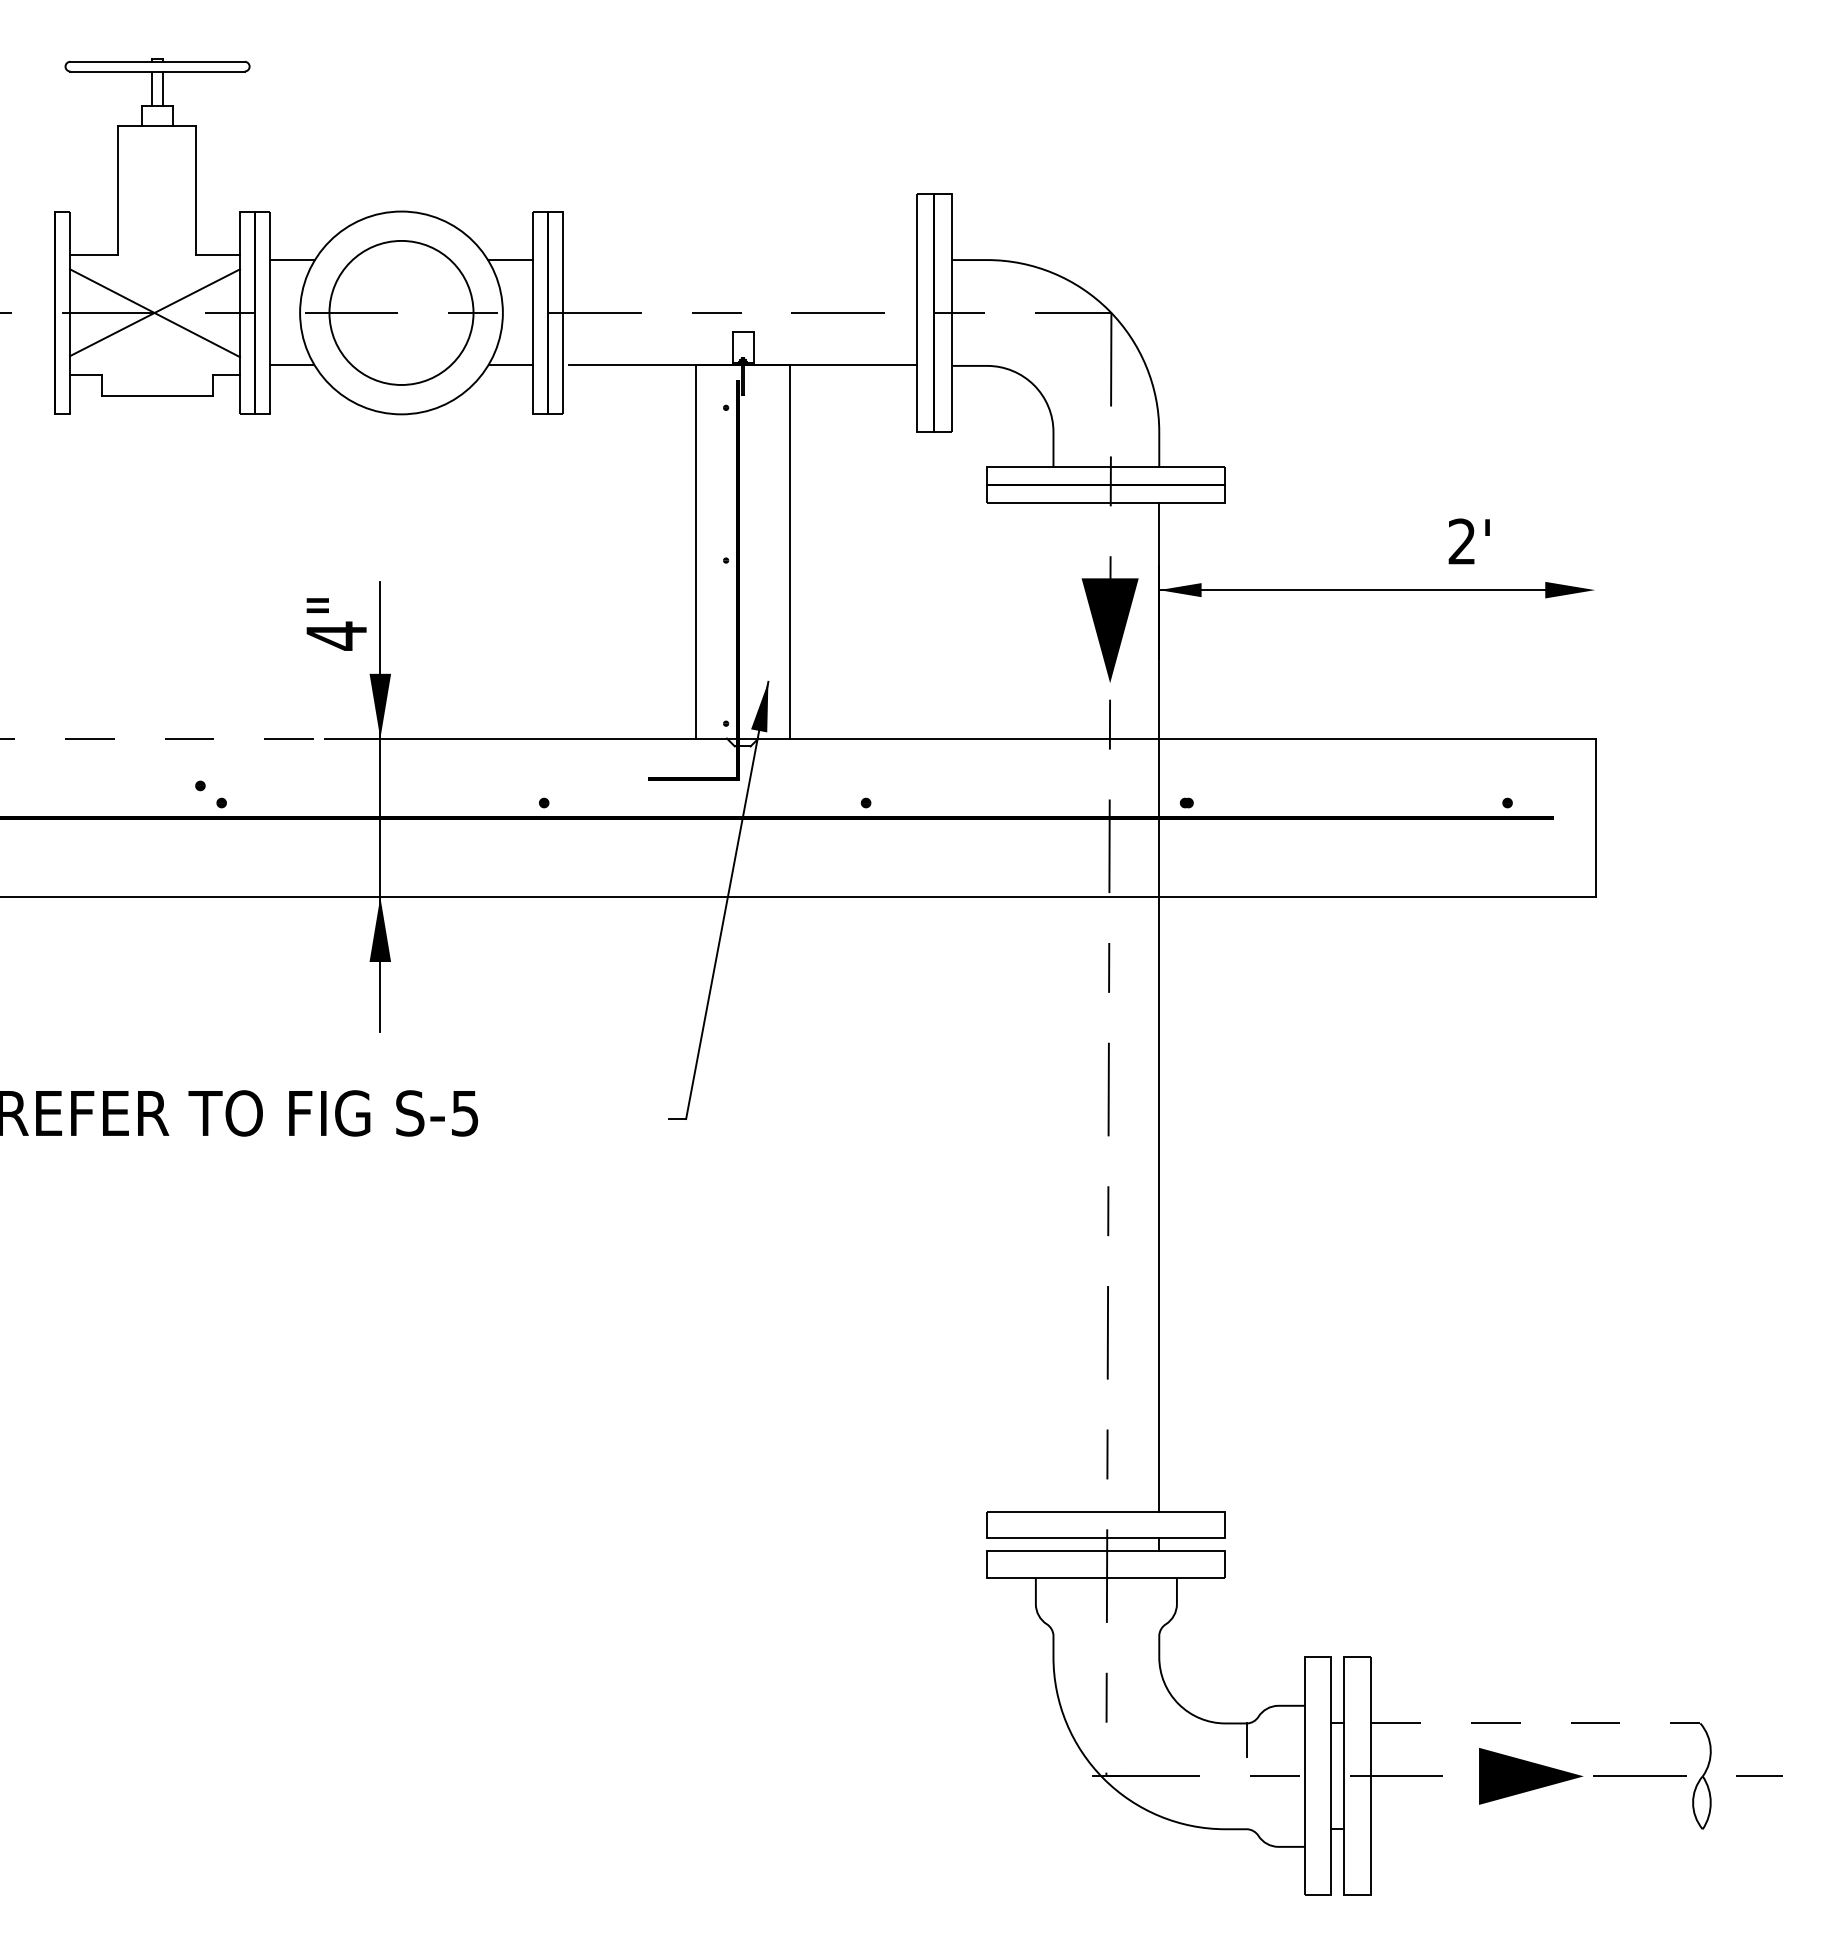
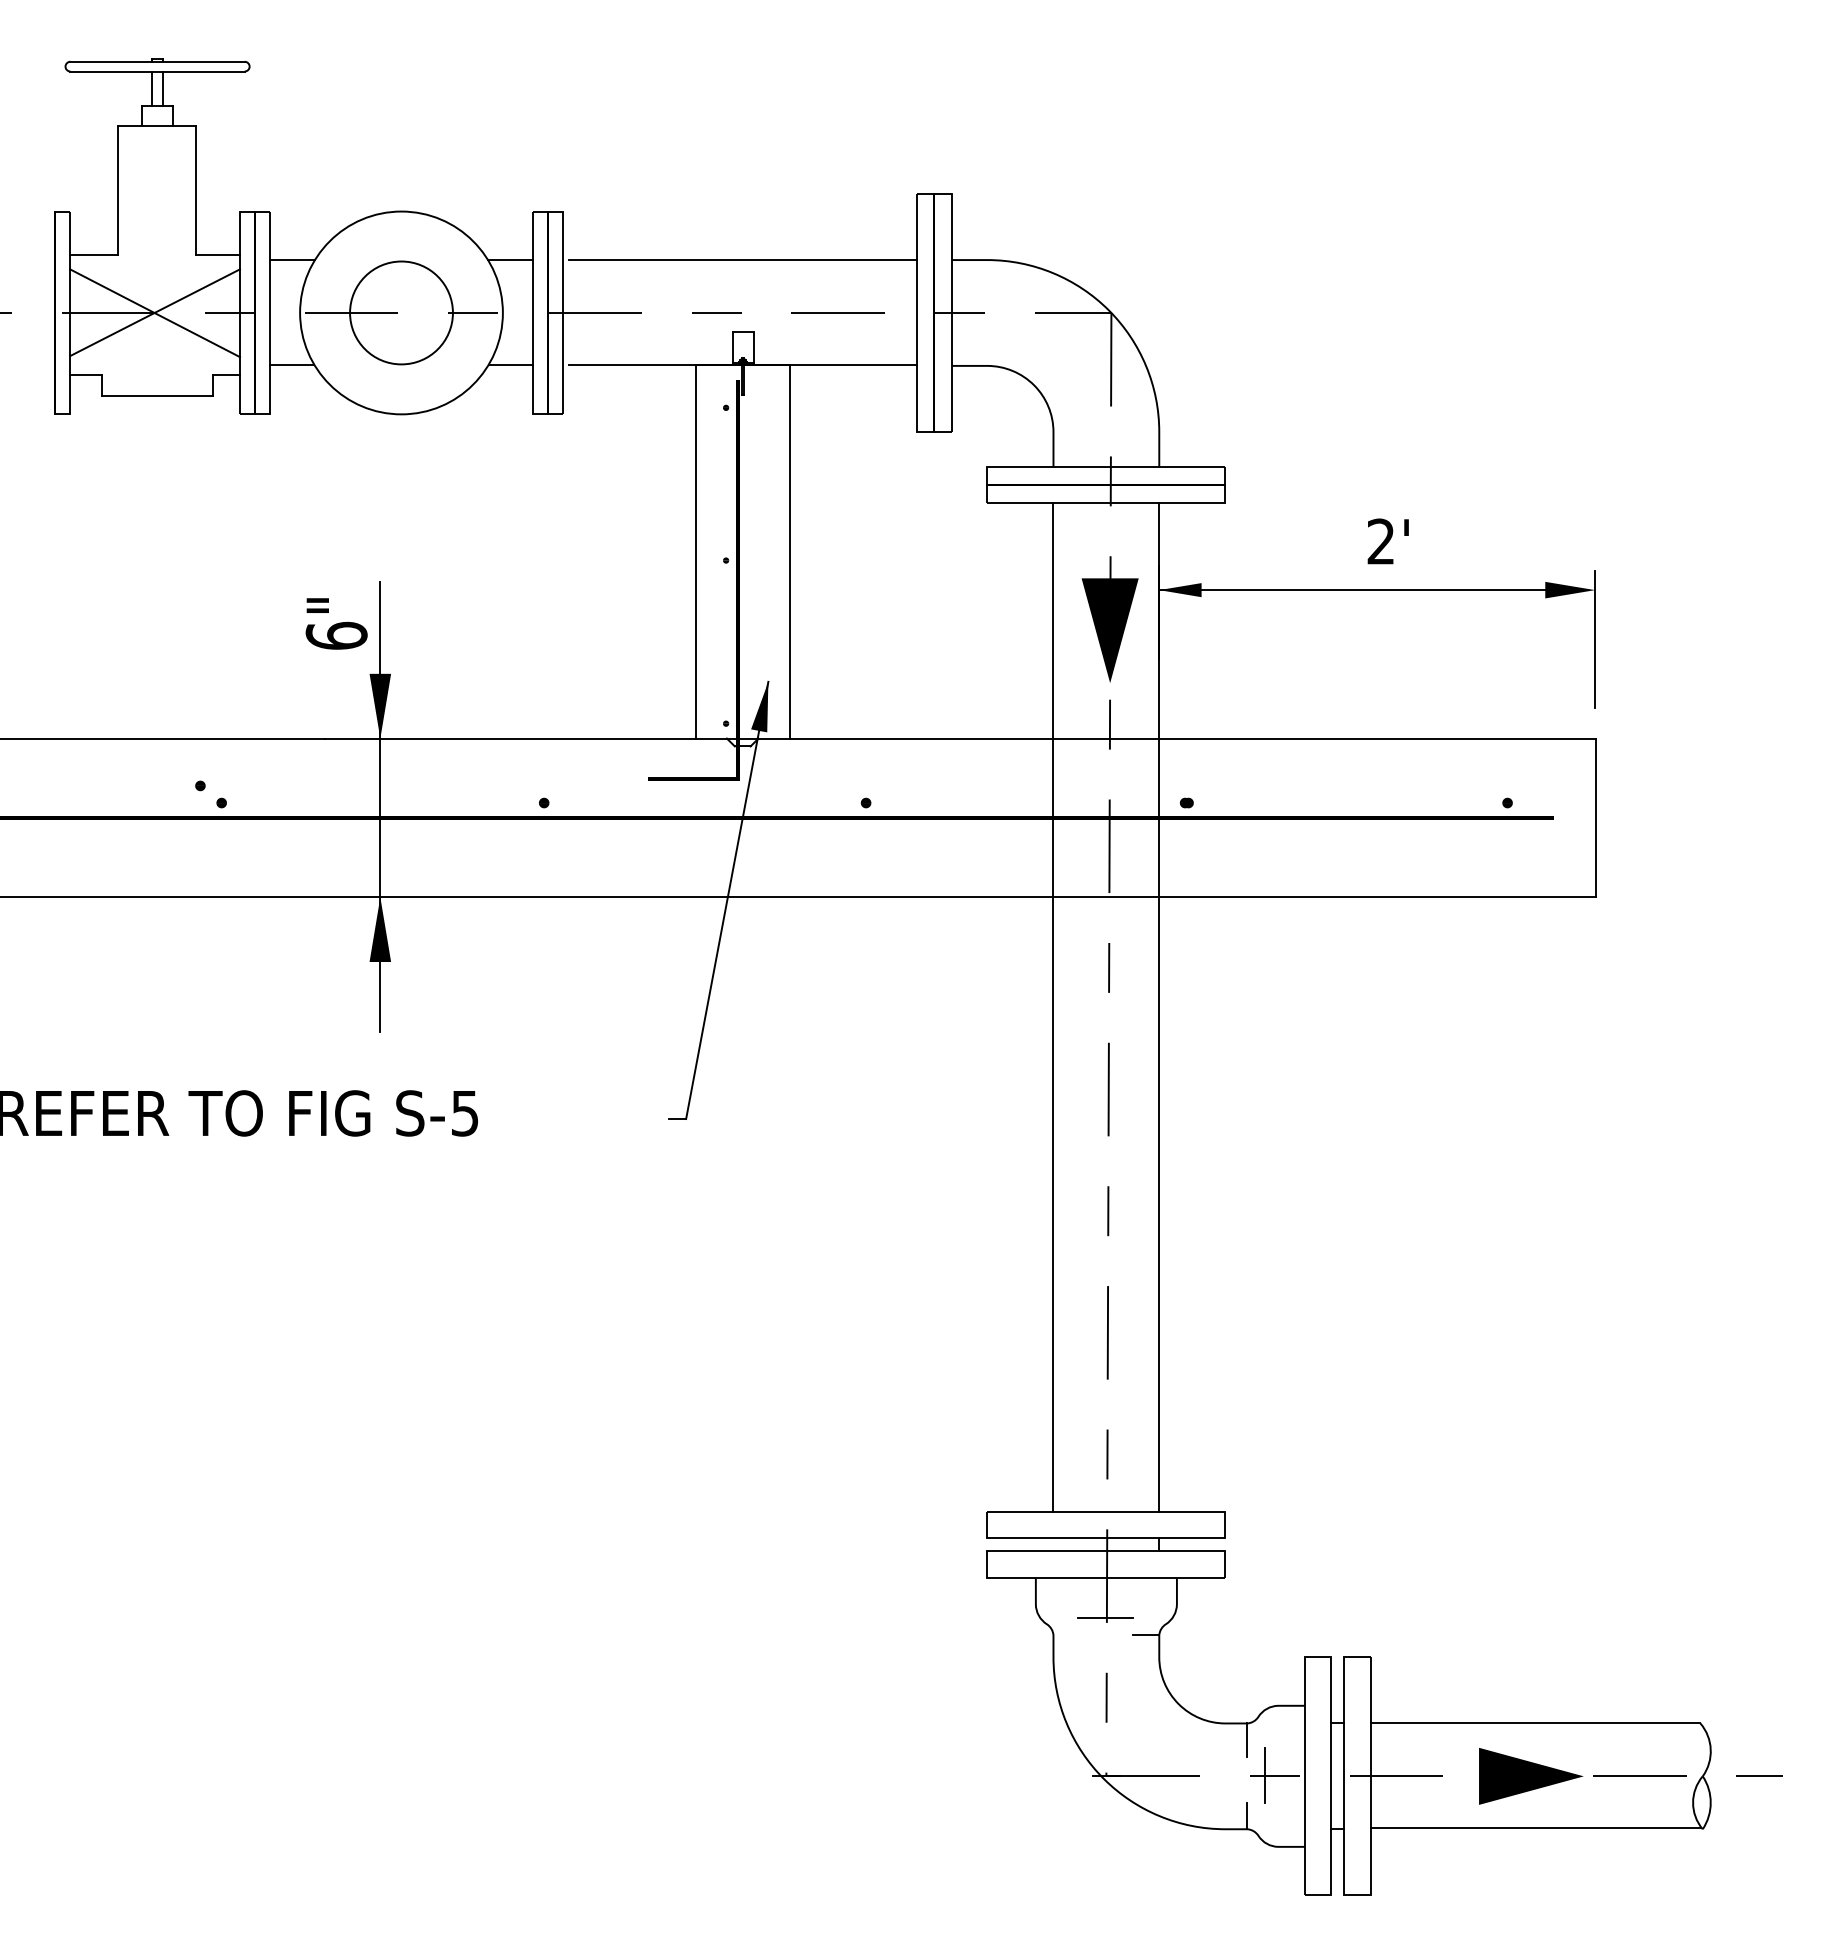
line: none -> present (742, 260)
circle diameter: 144 px -> 103 px (401, 312)
text position: (1468, 541) -> (1387, 541) (1387, 541)
text: 4" -> 6" (336, 635)
line: none -> present (1595, 639)
line: dashed -> solid (163, 738)
line: none -> present (1053, 1006)
line: none -> present (1104, 1617)
line: none -> present (1145, 1635)
line: dashed -> solid (1535, 1723)
line: none -> present (1265, 1774)
line: none -> present (1247, 1815)
line: none -> present (1535, 1828)
